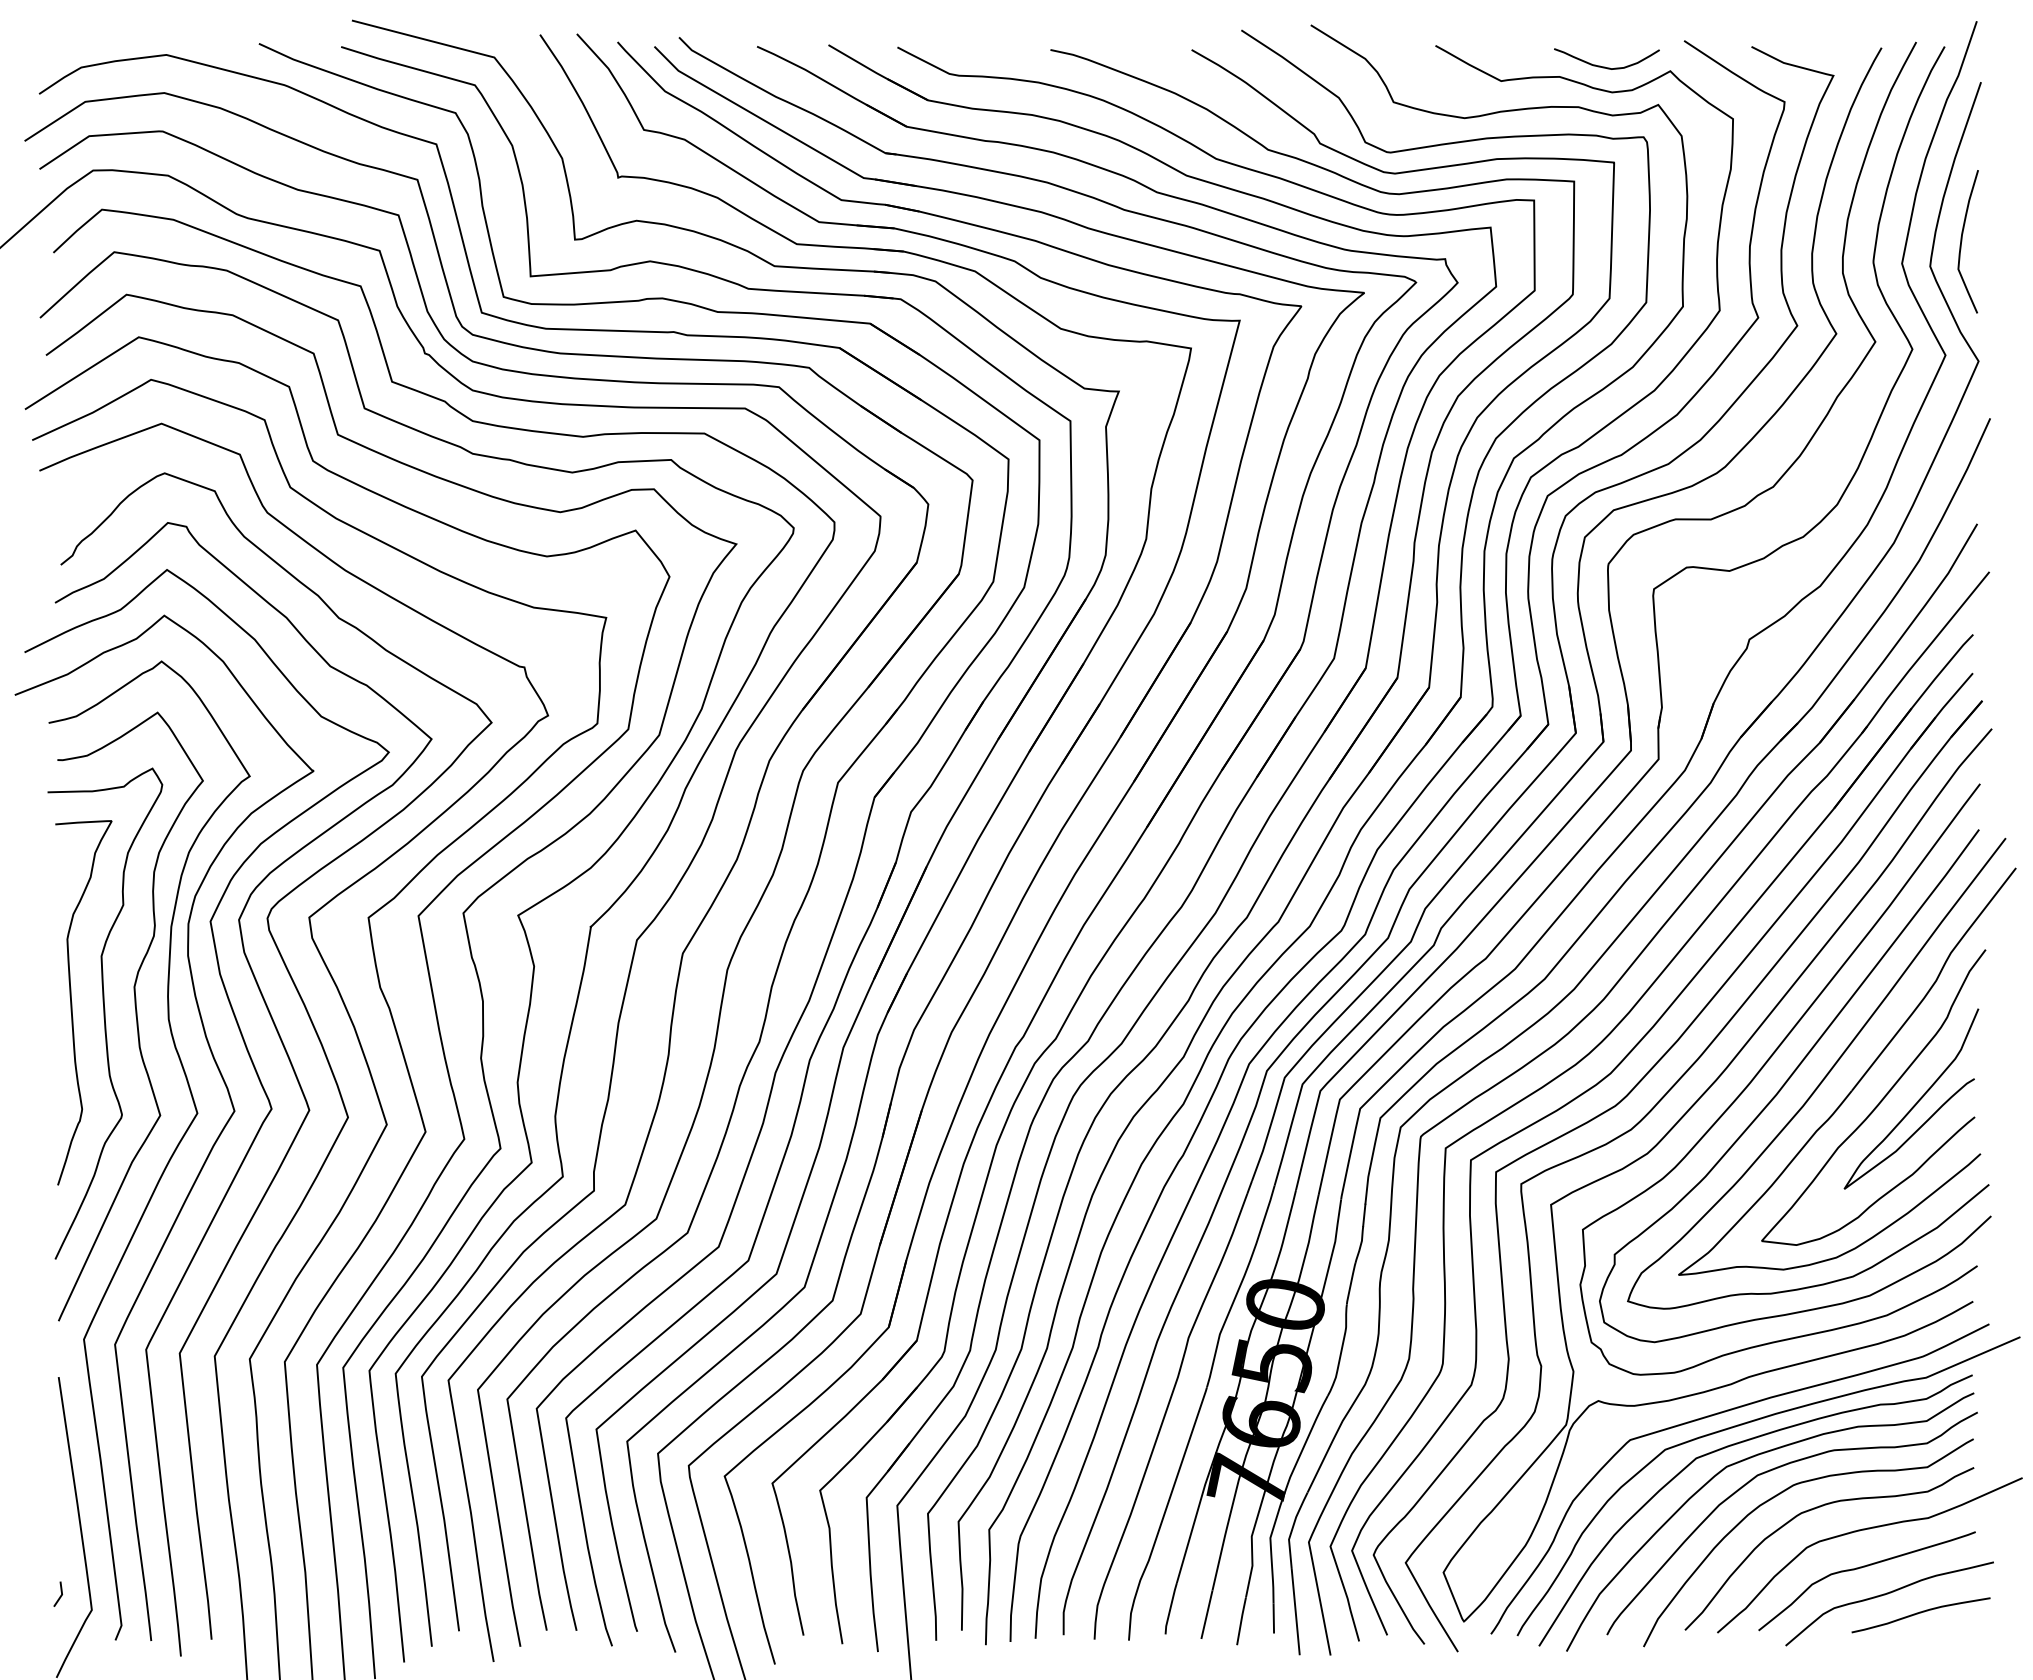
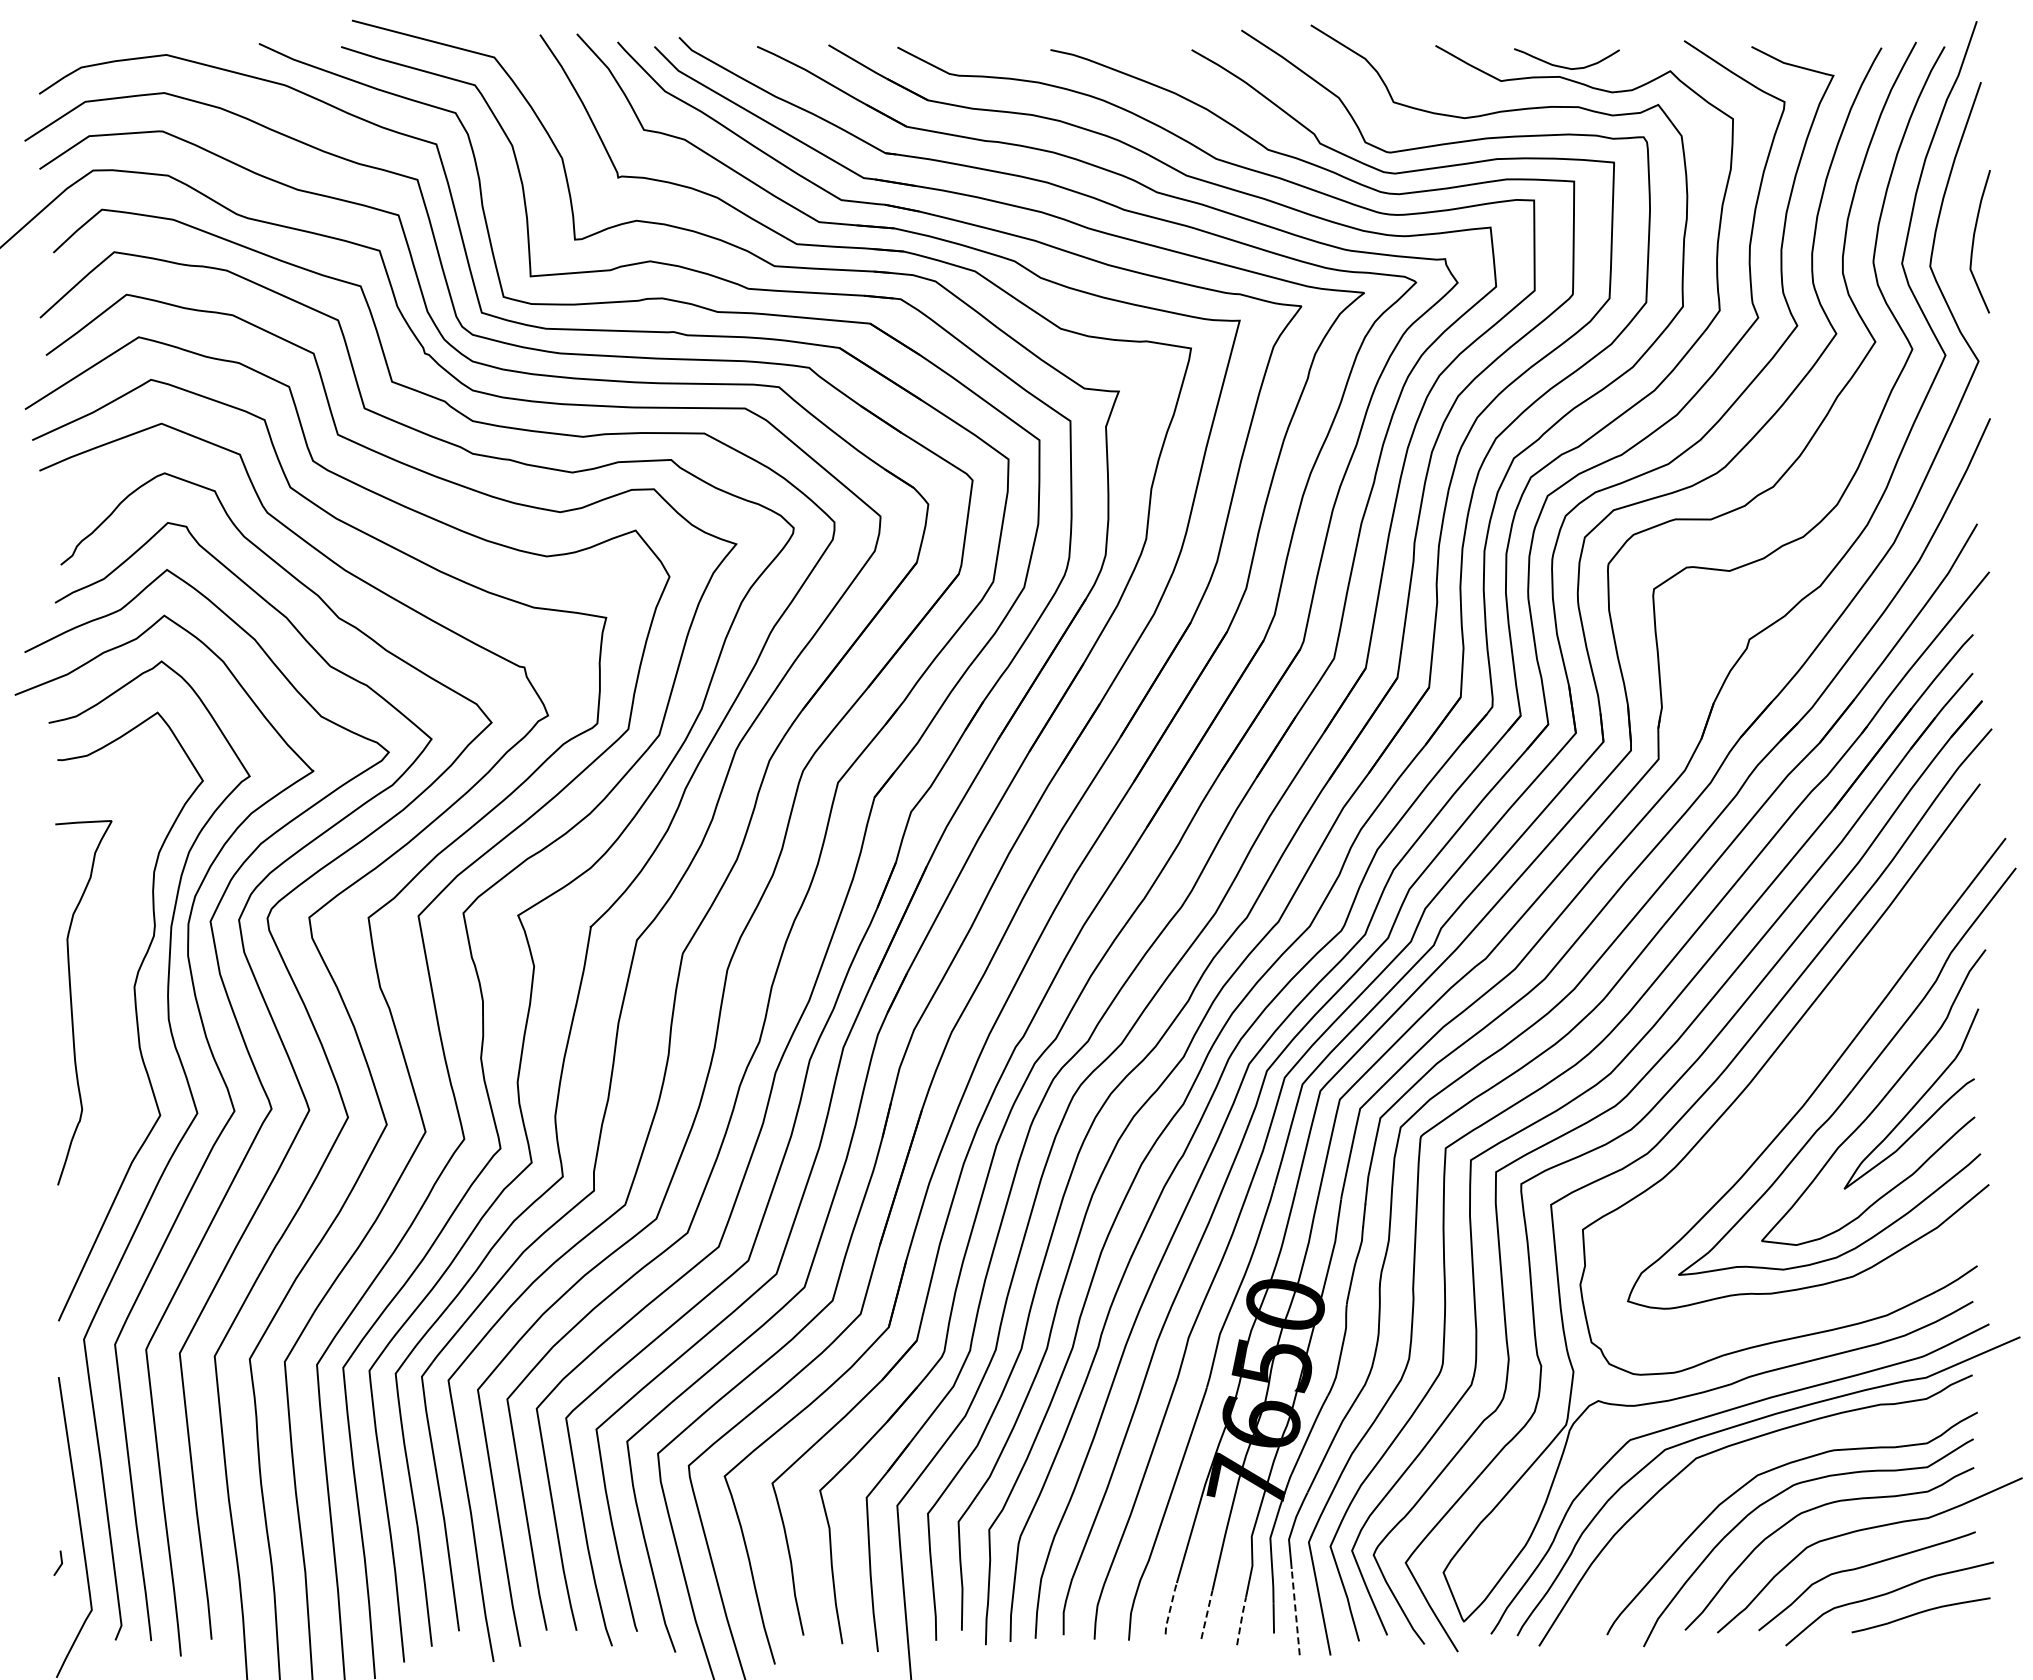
curve position: (1605, 66) -> (1565, 66) (1565, 66)
curve position: (1962, 241) -> (1974, 241) (1974, 241)
curve: present -> none (105, 1013)
curve: present -> none (1787, 1082)
curve: present -> none (1748, 1459)
line position: (60, 1591) -> (60, 1560) (60, 1560)
line: solid -> dashed (1170, 1608)
line: solid -> dashed (1295, 1611)
line: solid -> dashed (1206, 1614)
line: solid -> dashed (1241, 1620)
